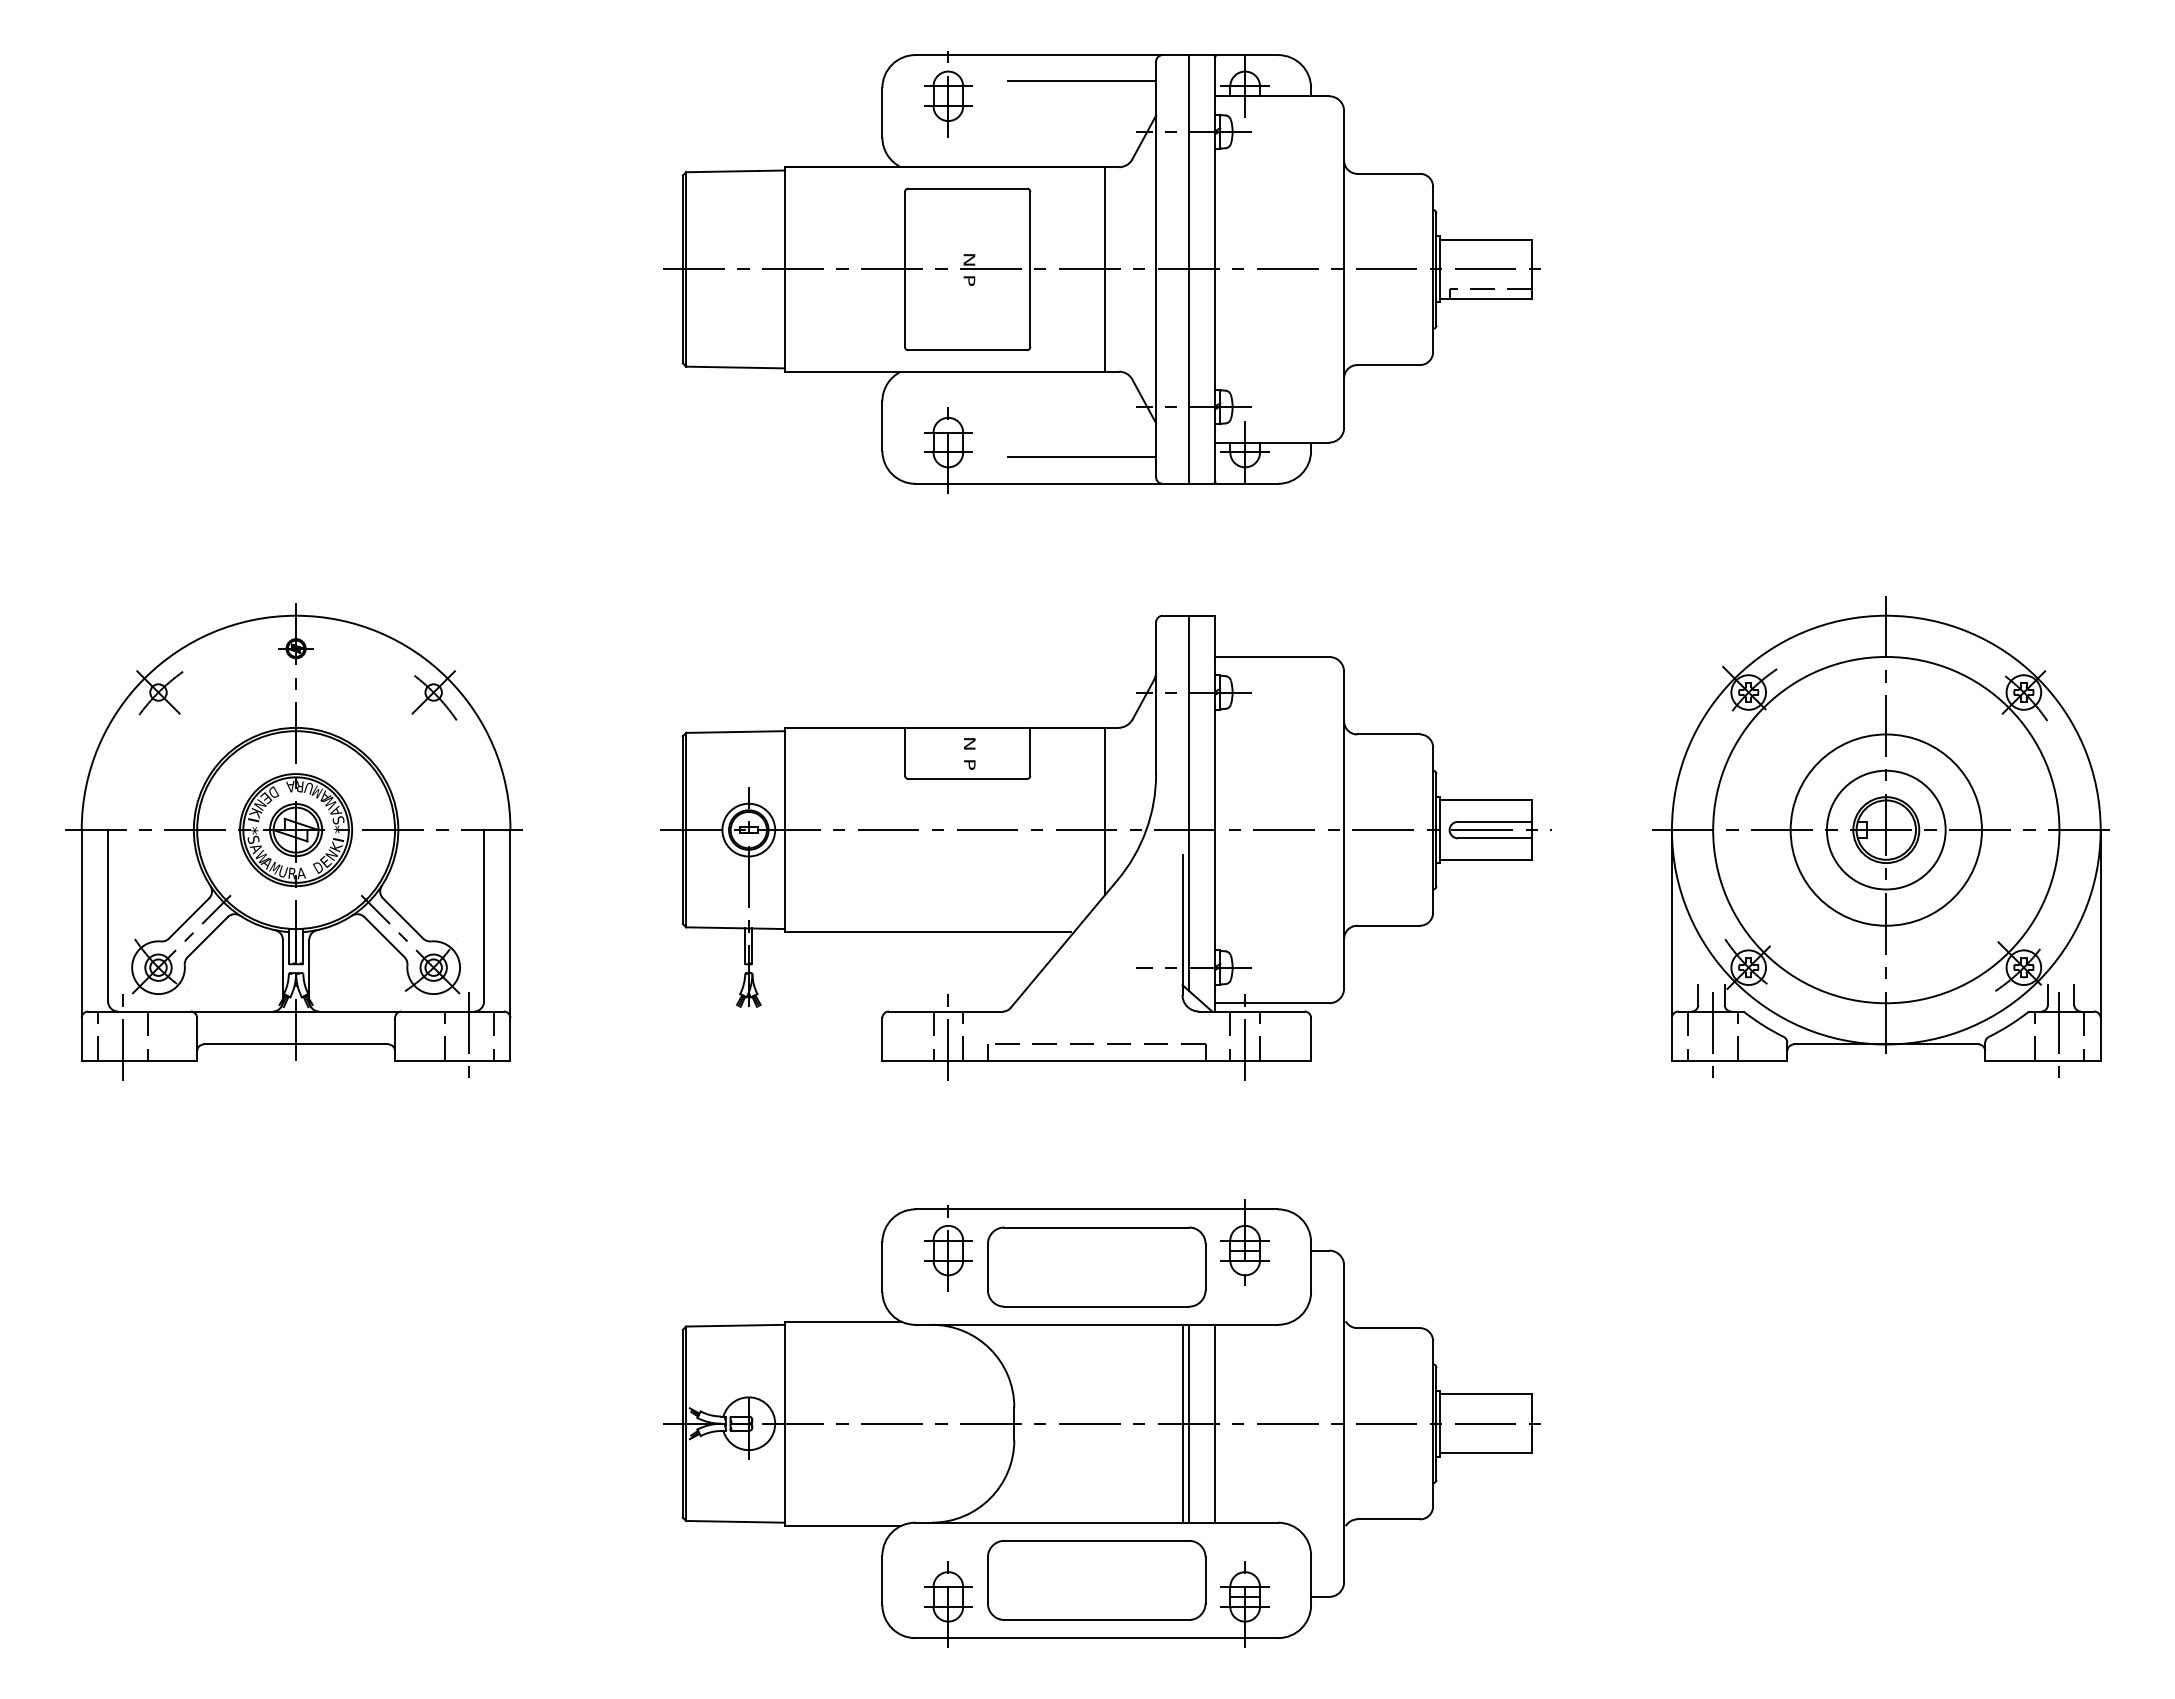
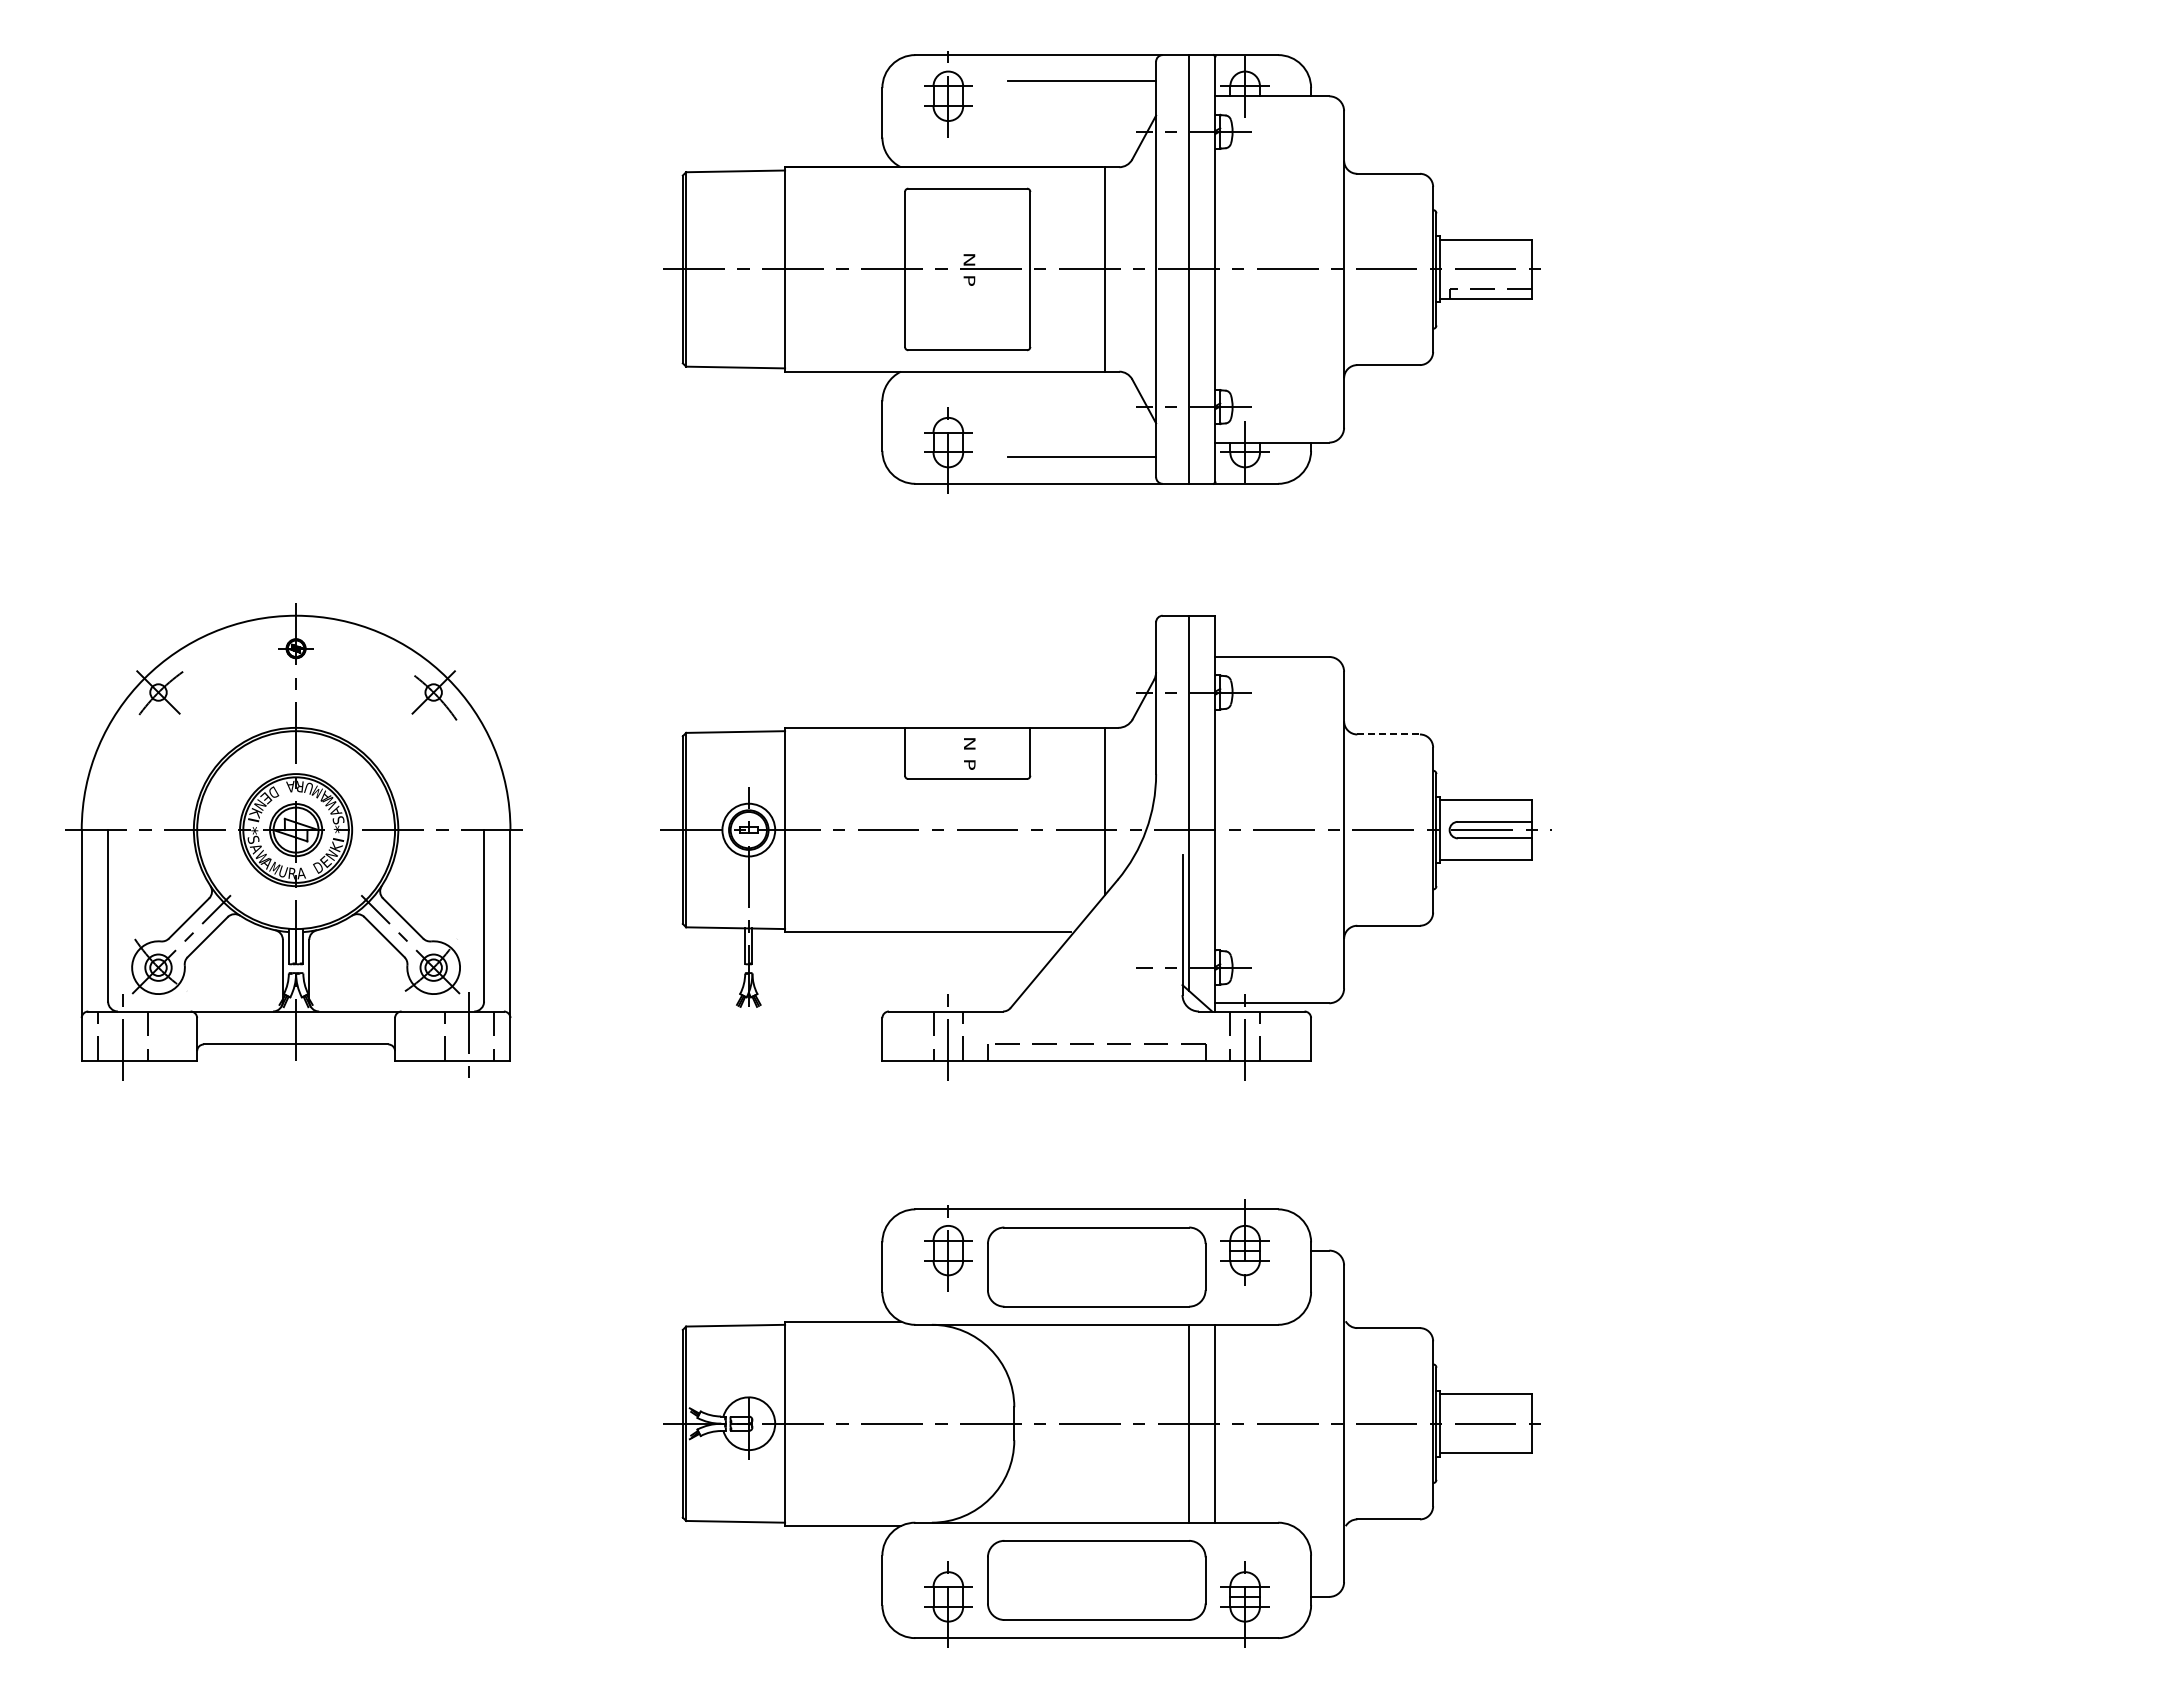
line: solid -> dashed (1389, 734)
part: present -> none (1880, 836)
line: present -> none (1182, 1423)
